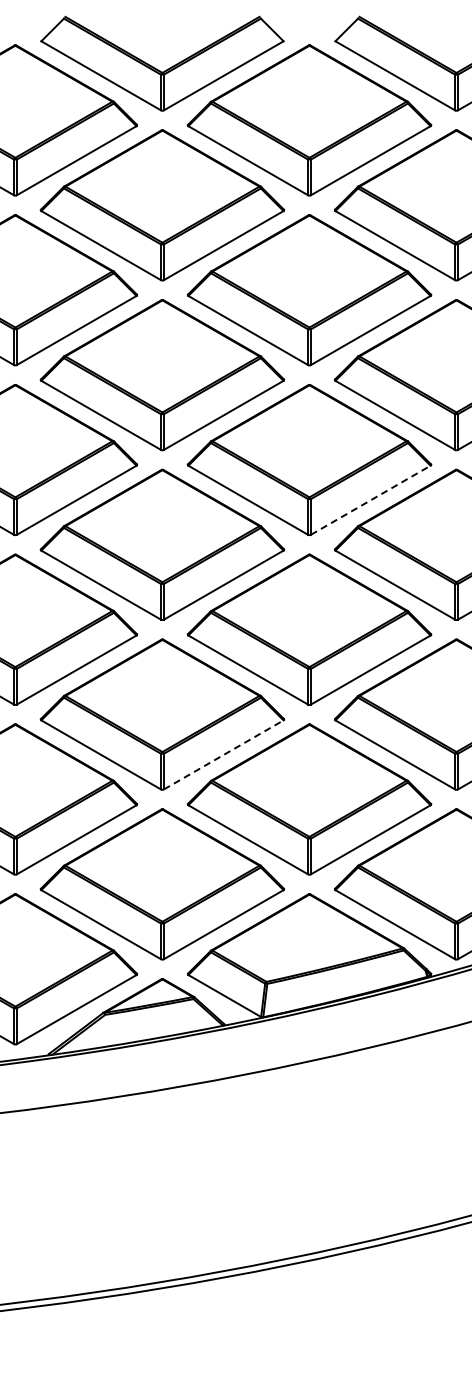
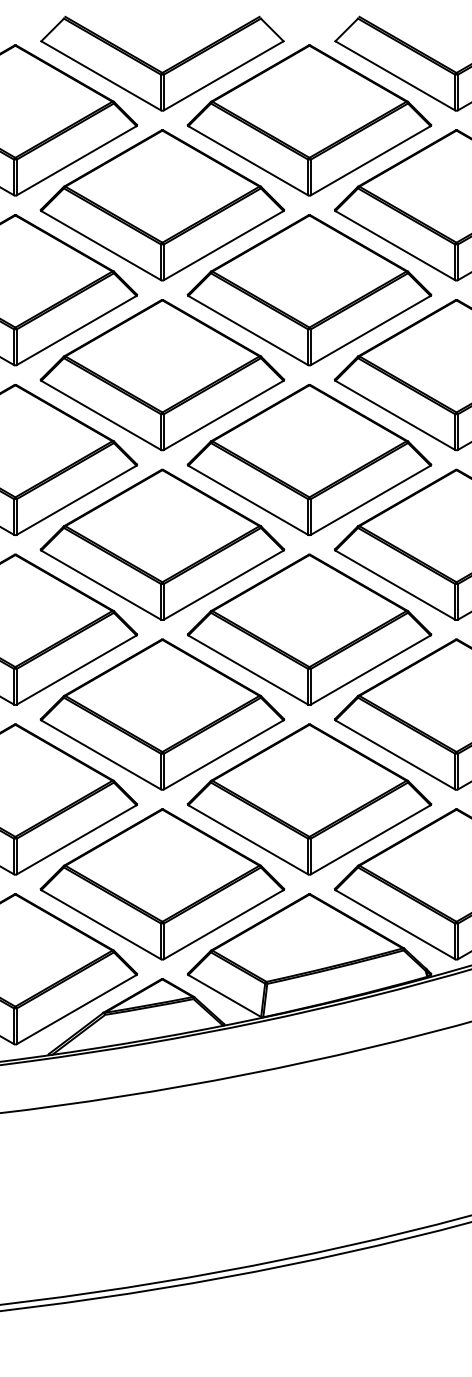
line: dashed -> solid (371, 500)
line: dashed -> solid (224, 754)
